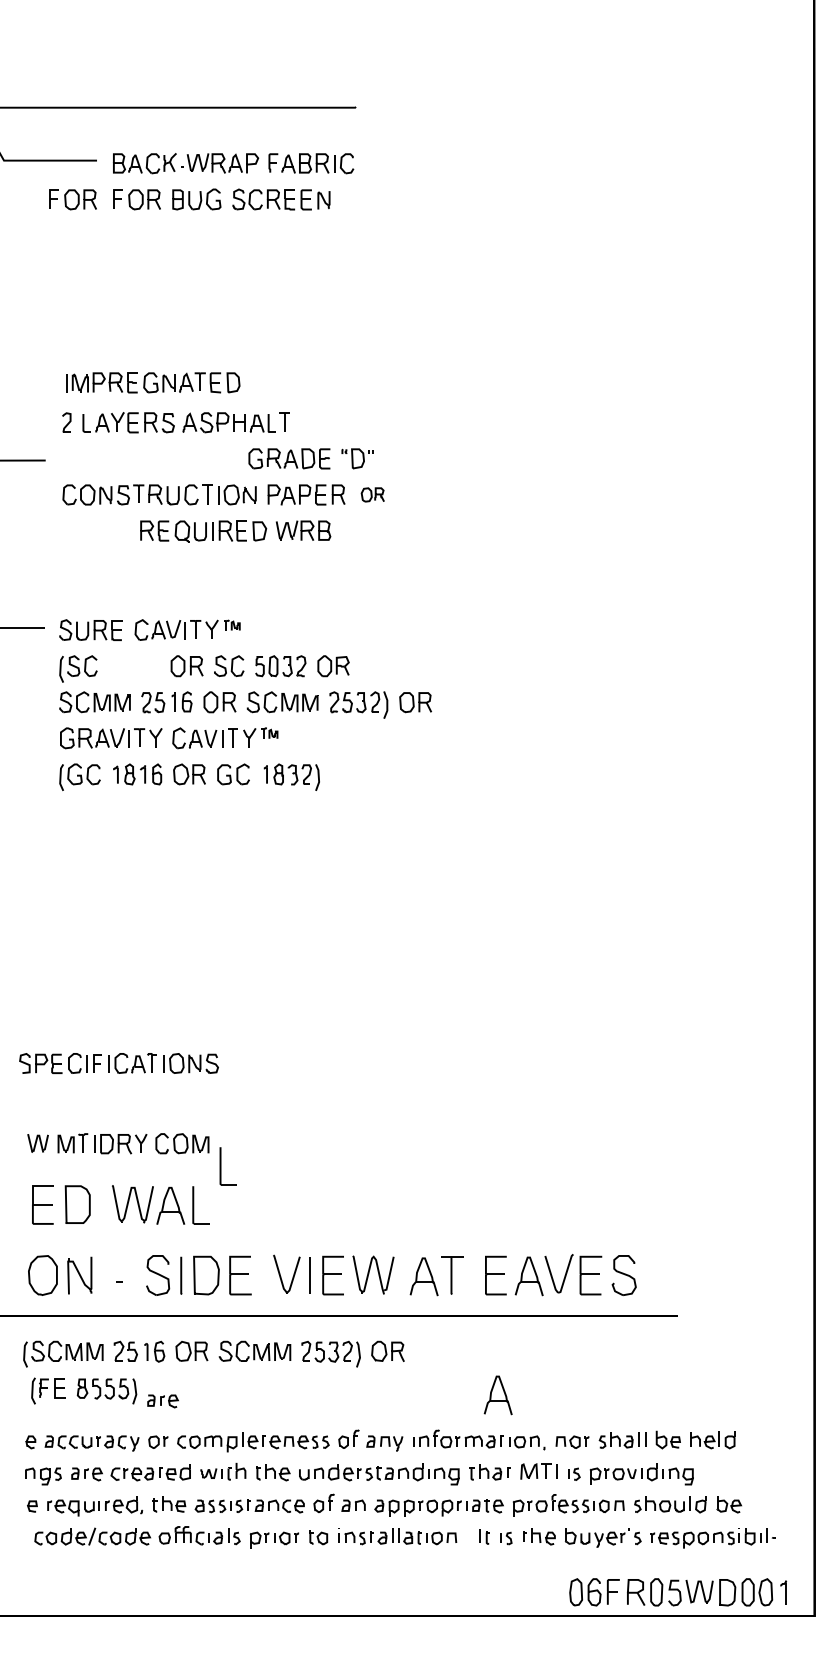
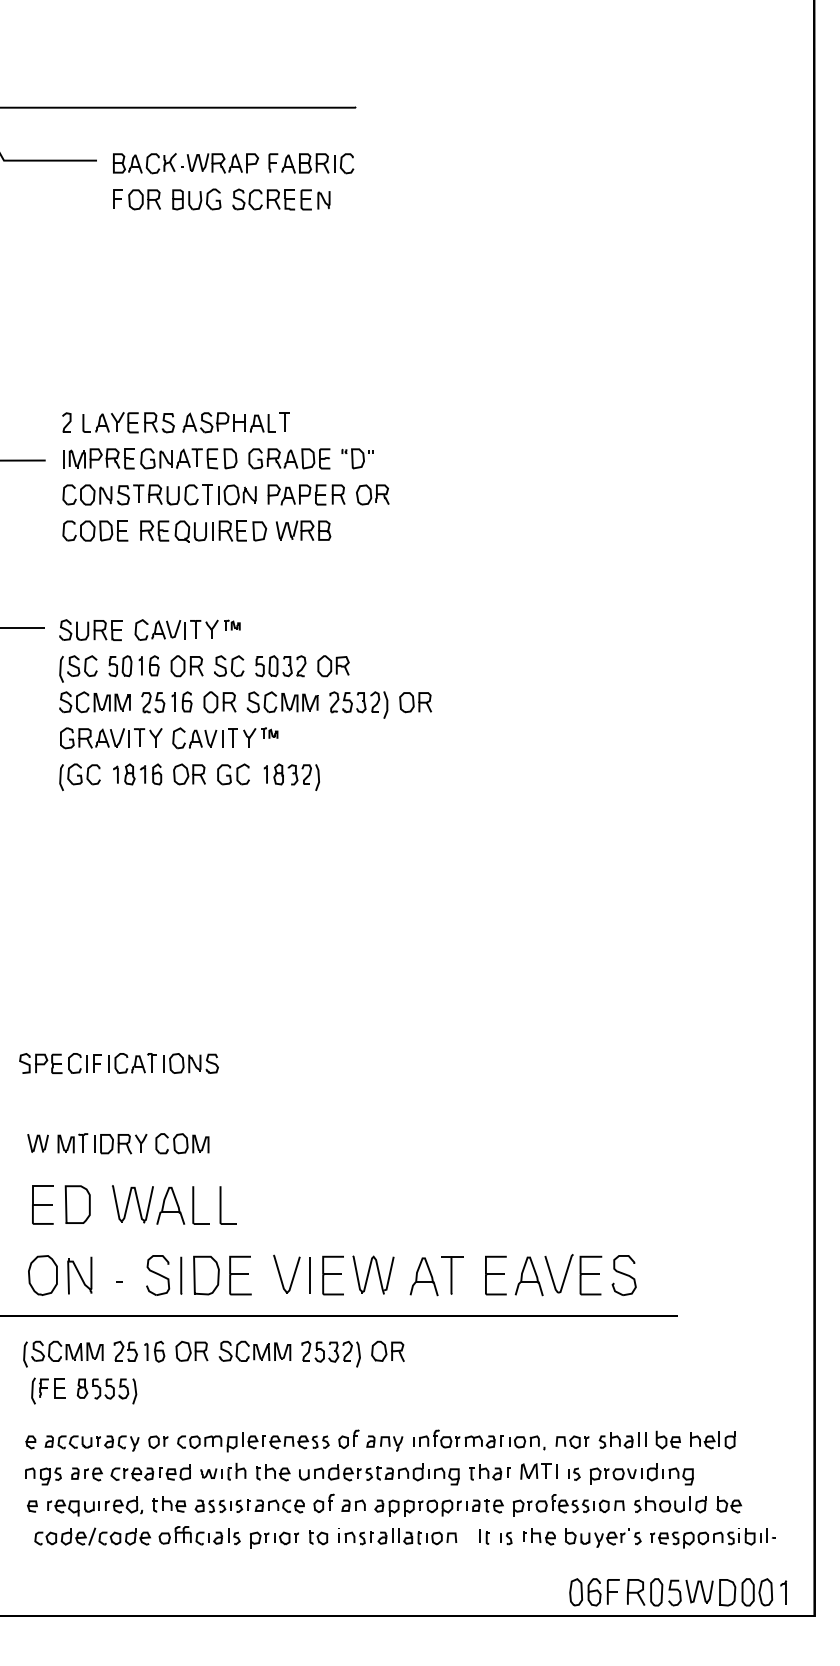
part: present -> none (72, 199)
part position: (153, 382) -> (150, 458) (150, 458)
part size: 25x16 px -> 34x22 px (372, 494)
part: none -> present (95, 530)
part: none -> present (133, 666)
part position: (227, 1166) -> (227, 1205) (227, 1205)
part: present -> none (497, 1395)
part: present -> none (162, 1401)
